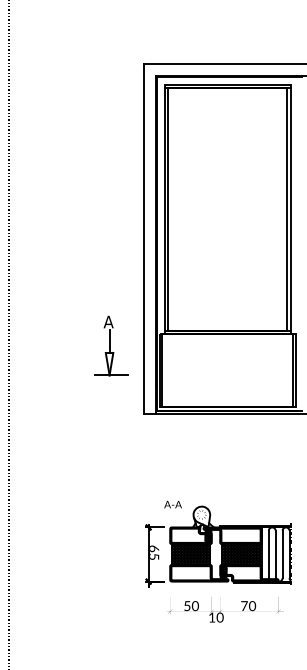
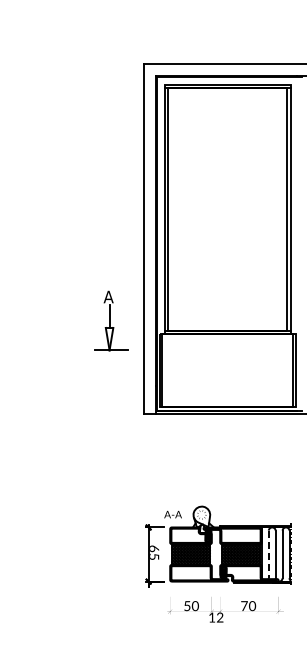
line: present -> none (9, 334)
part position: (111, 345) -> (111, 320) (111, 320)
text position: (172, 504) -> (172, 514) (172, 514)
line: solid -> dashed (268, 554)
text: 10 -> 12 (219, 617)
